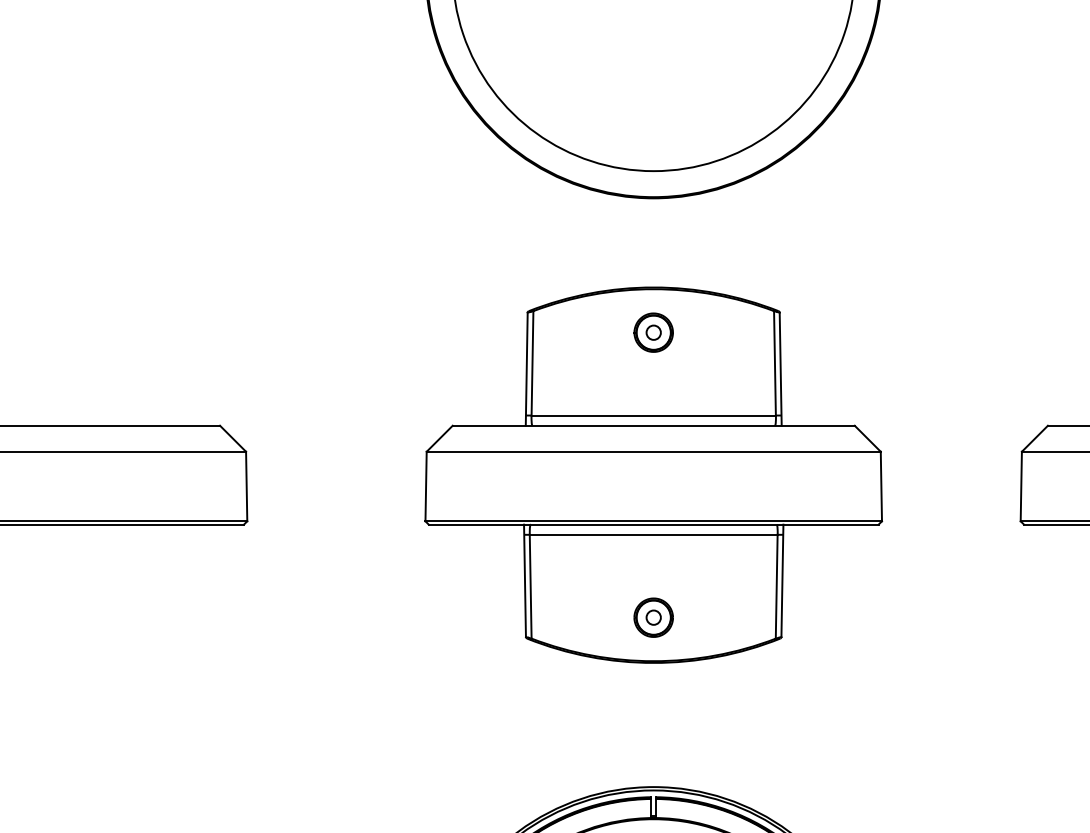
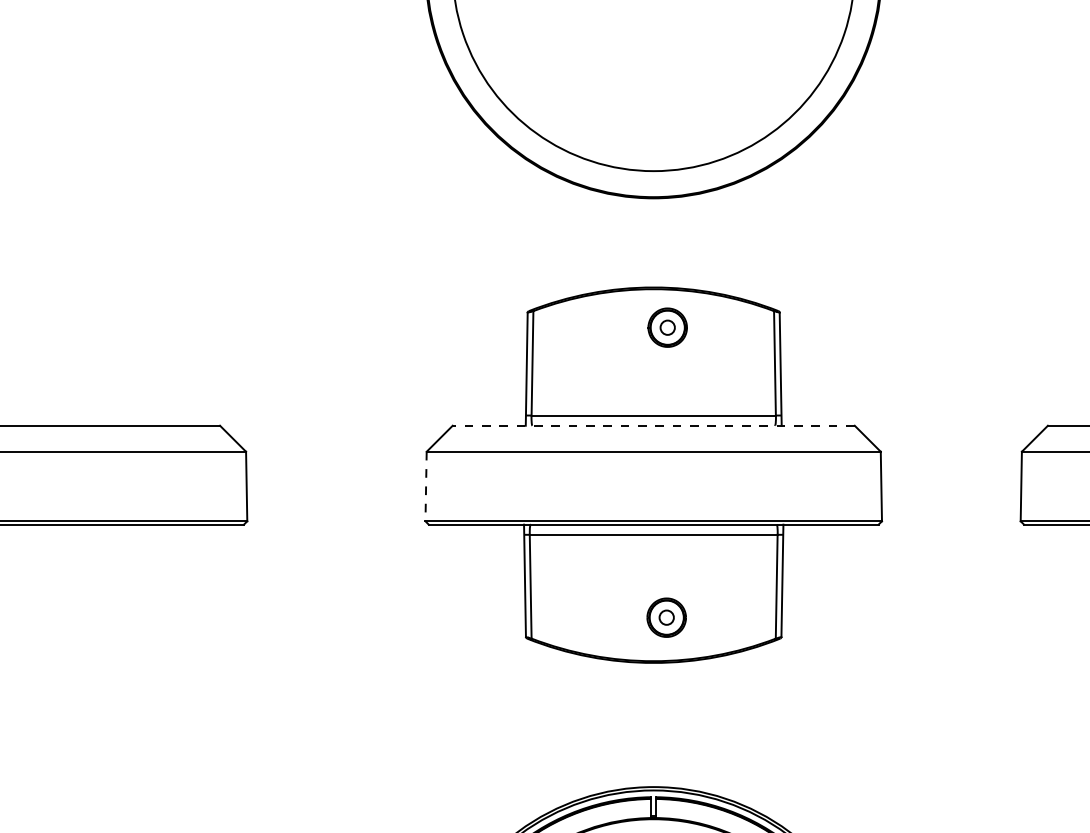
part position: (653, 332) -> (667, 327) (667, 327)
line: solid -> dashed (653, 425)
line: solid -> dashed (426, 486)
part position: (653, 617) -> (666, 617) (666, 617)
